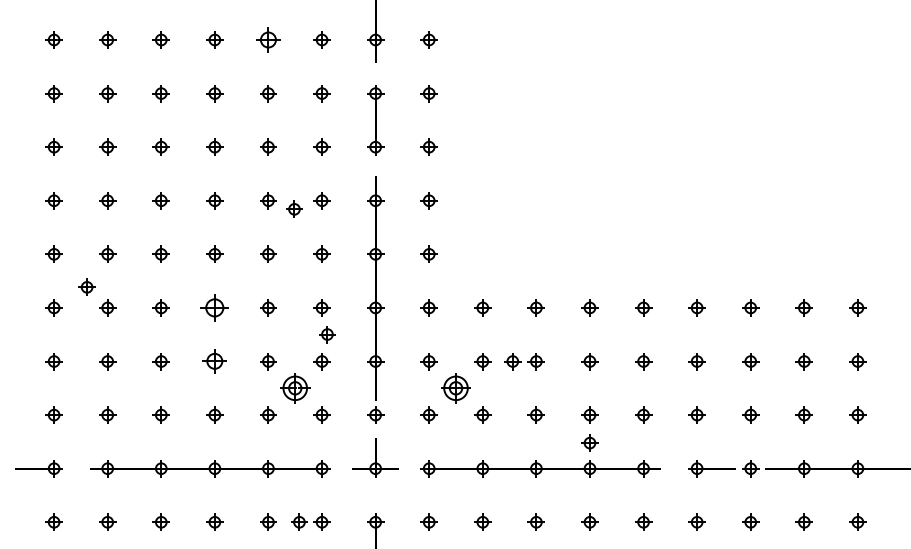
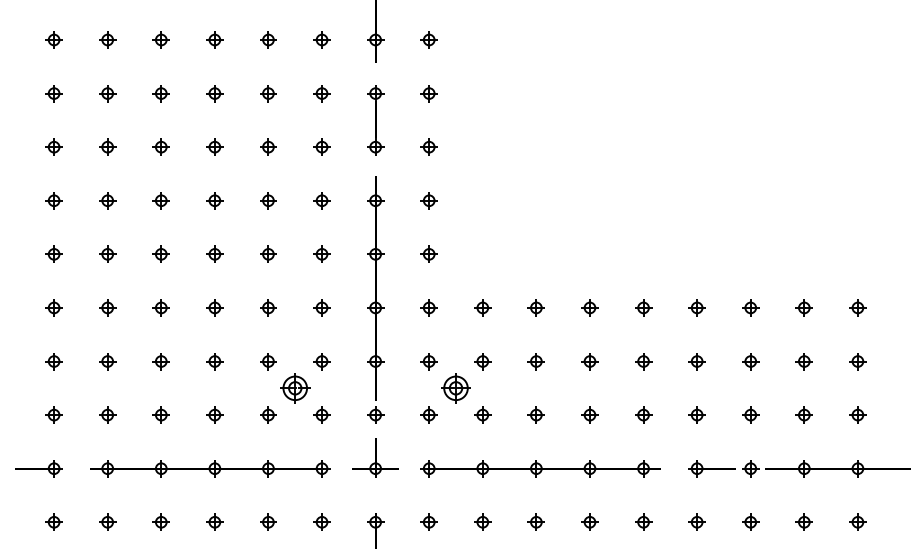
part size: 25x26 px -> 17x18 px (268, 39)
part: present -> none (294, 208)
part: present -> none (86, 286)
part size: 29x28 px -> 18x18 px (214, 307)
part: present -> none (327, 334)
part size: 25x25 px -> 18x18 px (214, 361)
part: present -> none (512, 361)
part: present -> none (589, 442)
part: present -> none (299, 521)
